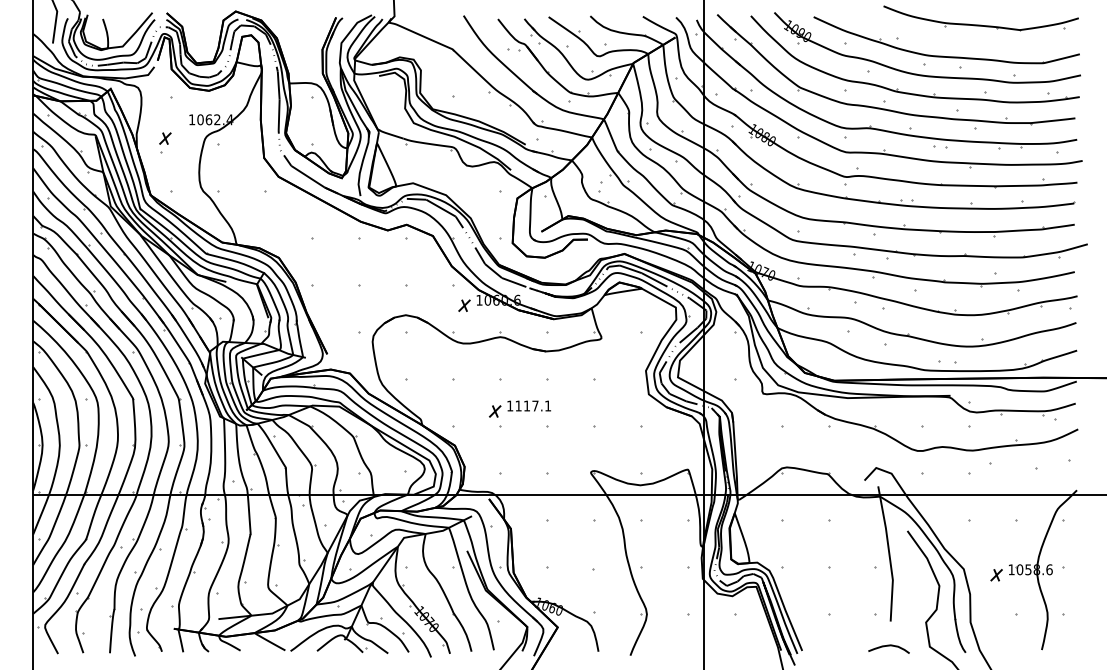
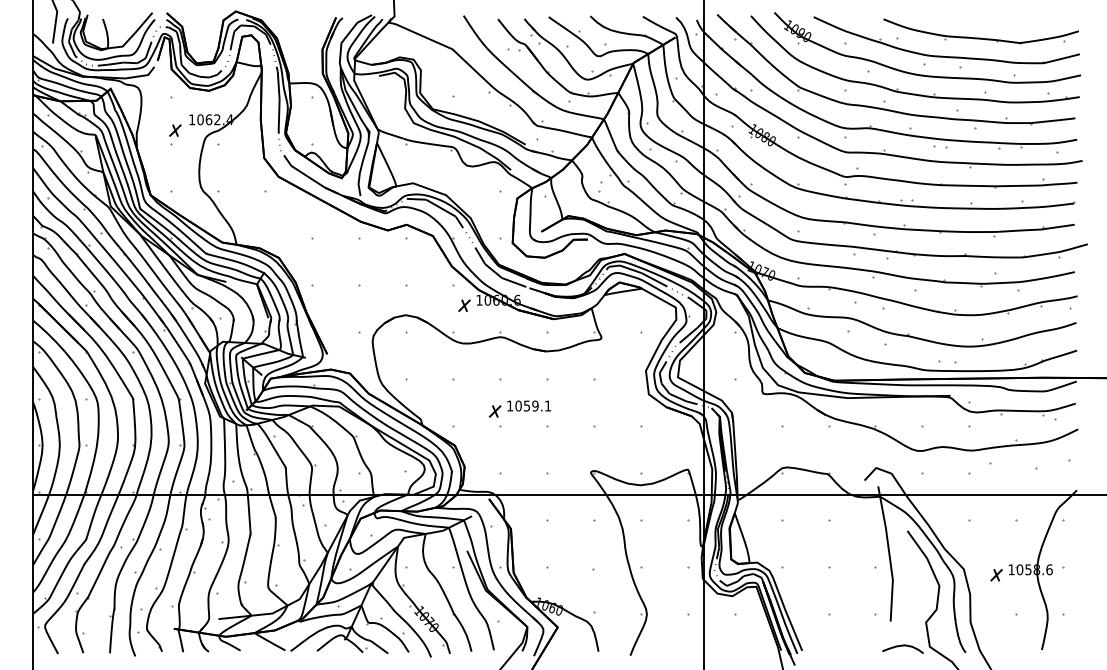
part position: (980, 18) -> (980, 31) (980, 31)
part position: (165, 142) -> (175, 134) (175, 134)
text: 1117.1 -> 1059.1 (526, 405)
curve position: (888, 646) -> (902, 646) (902, 646)
